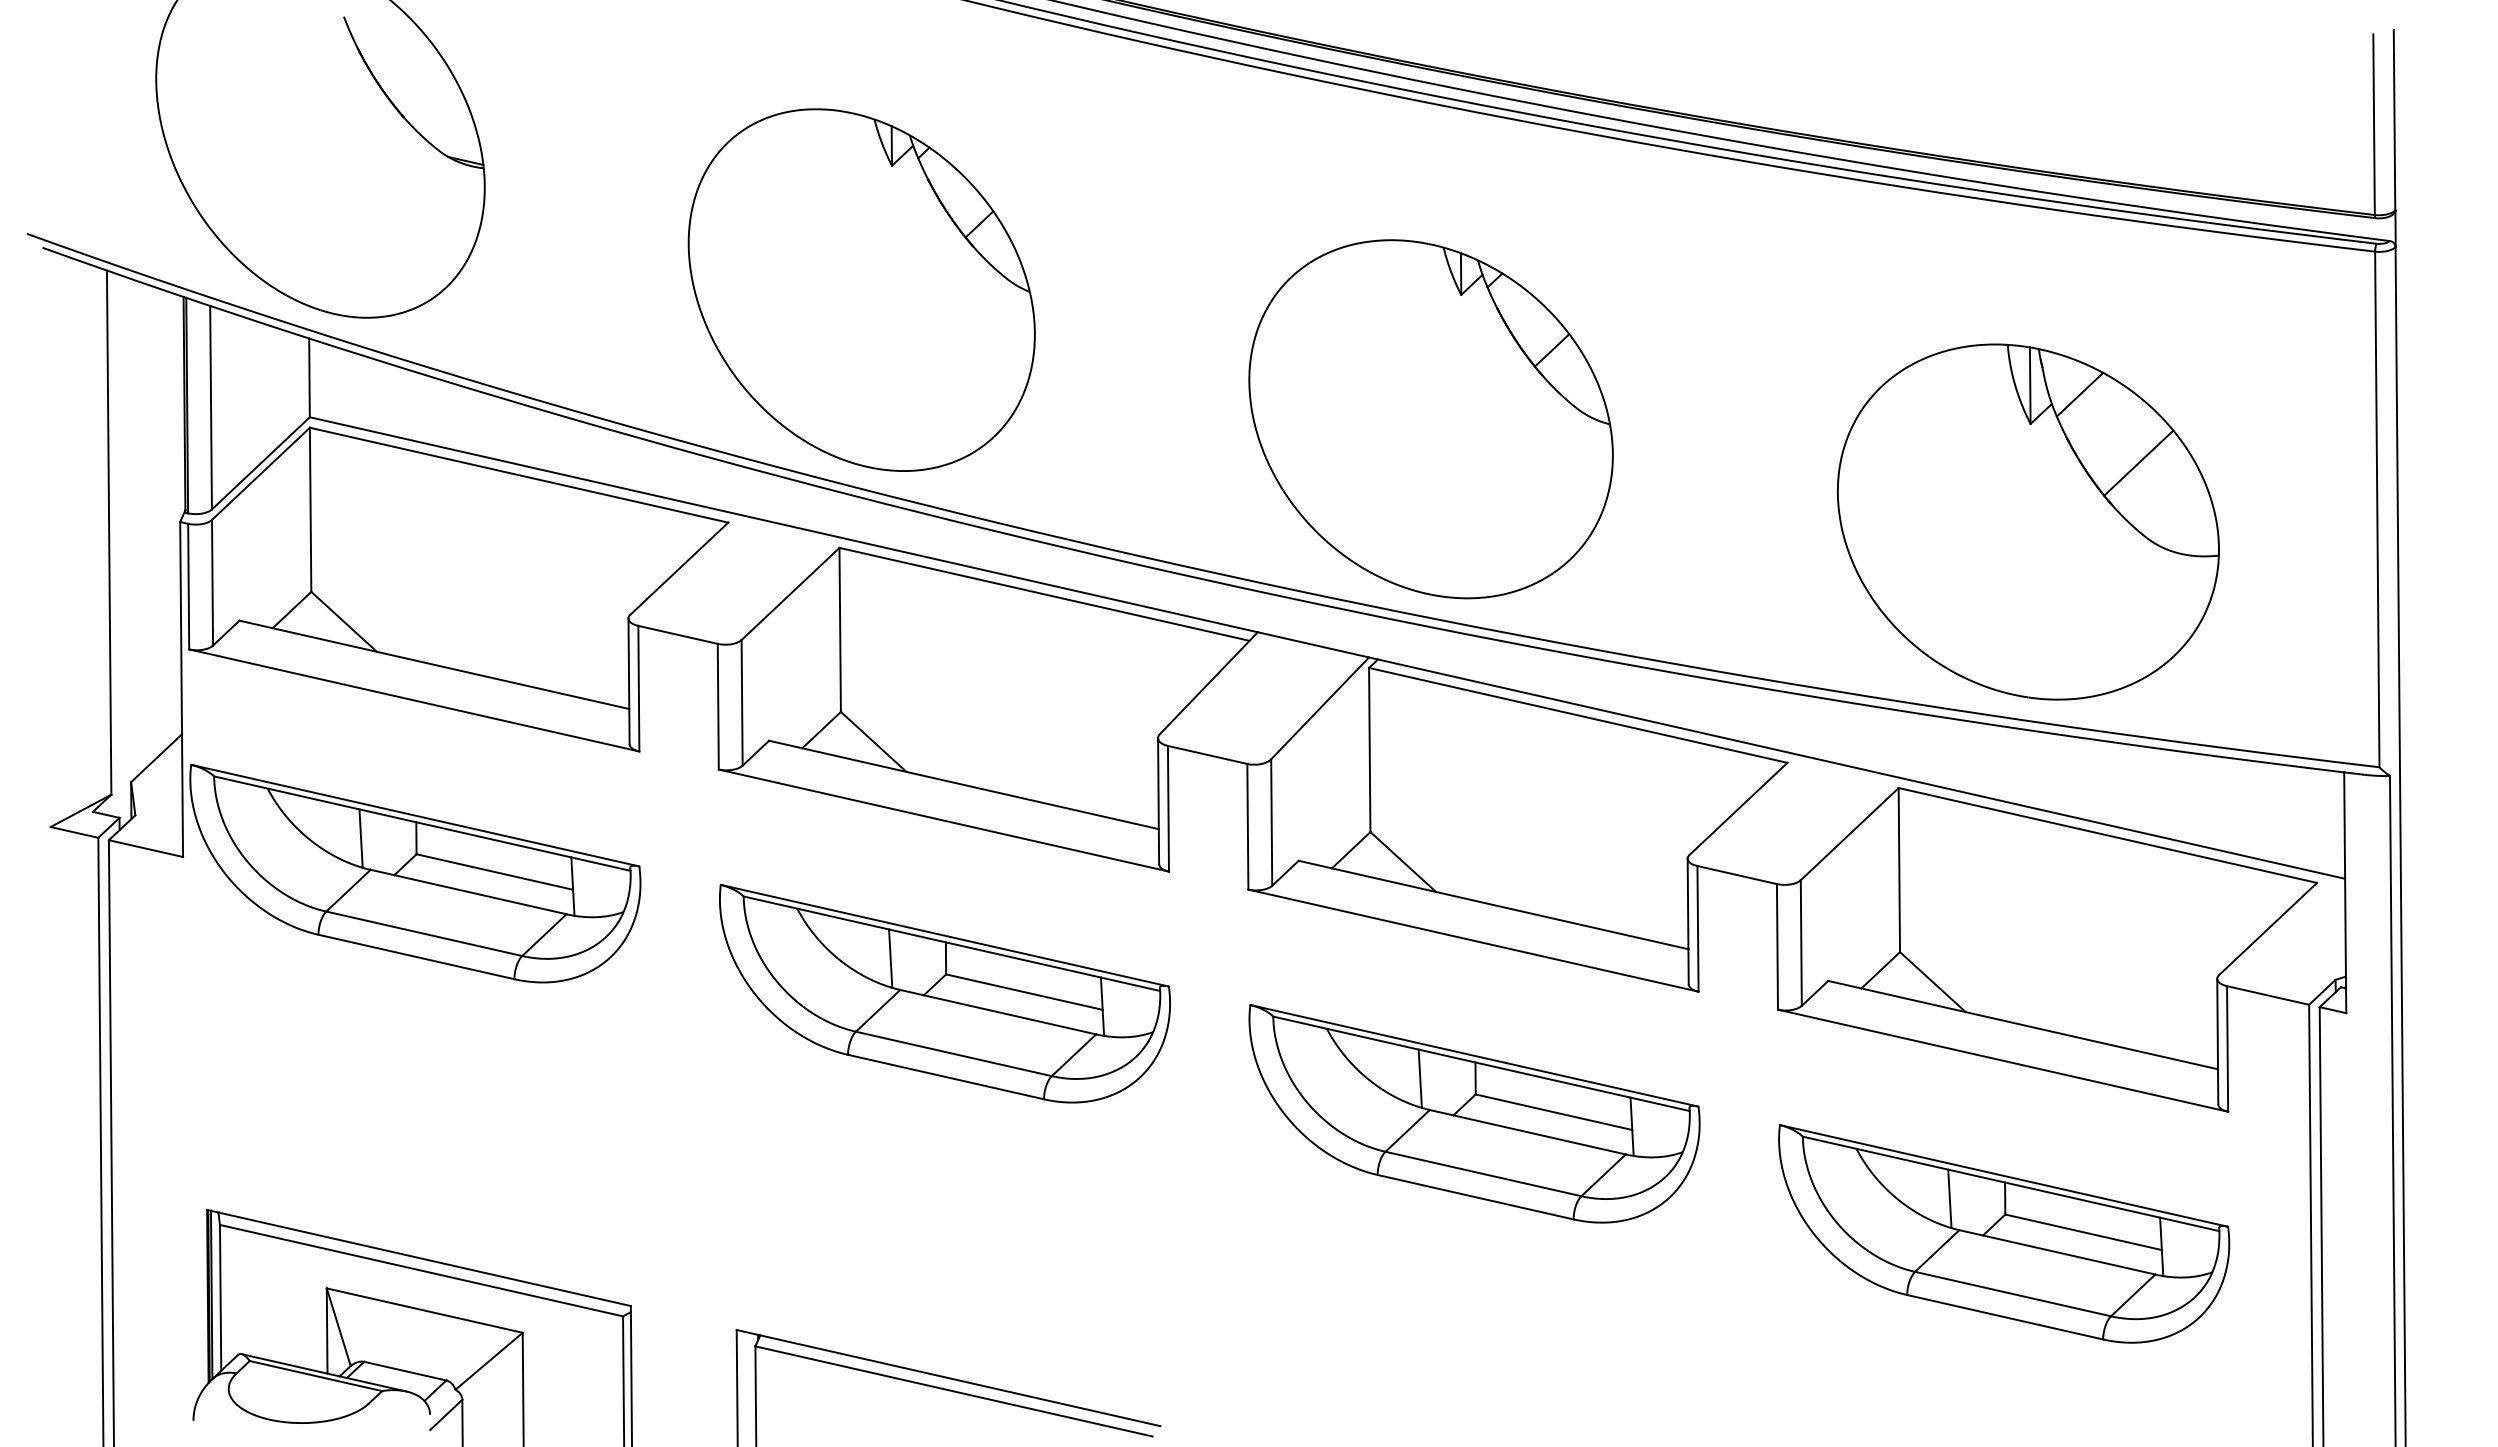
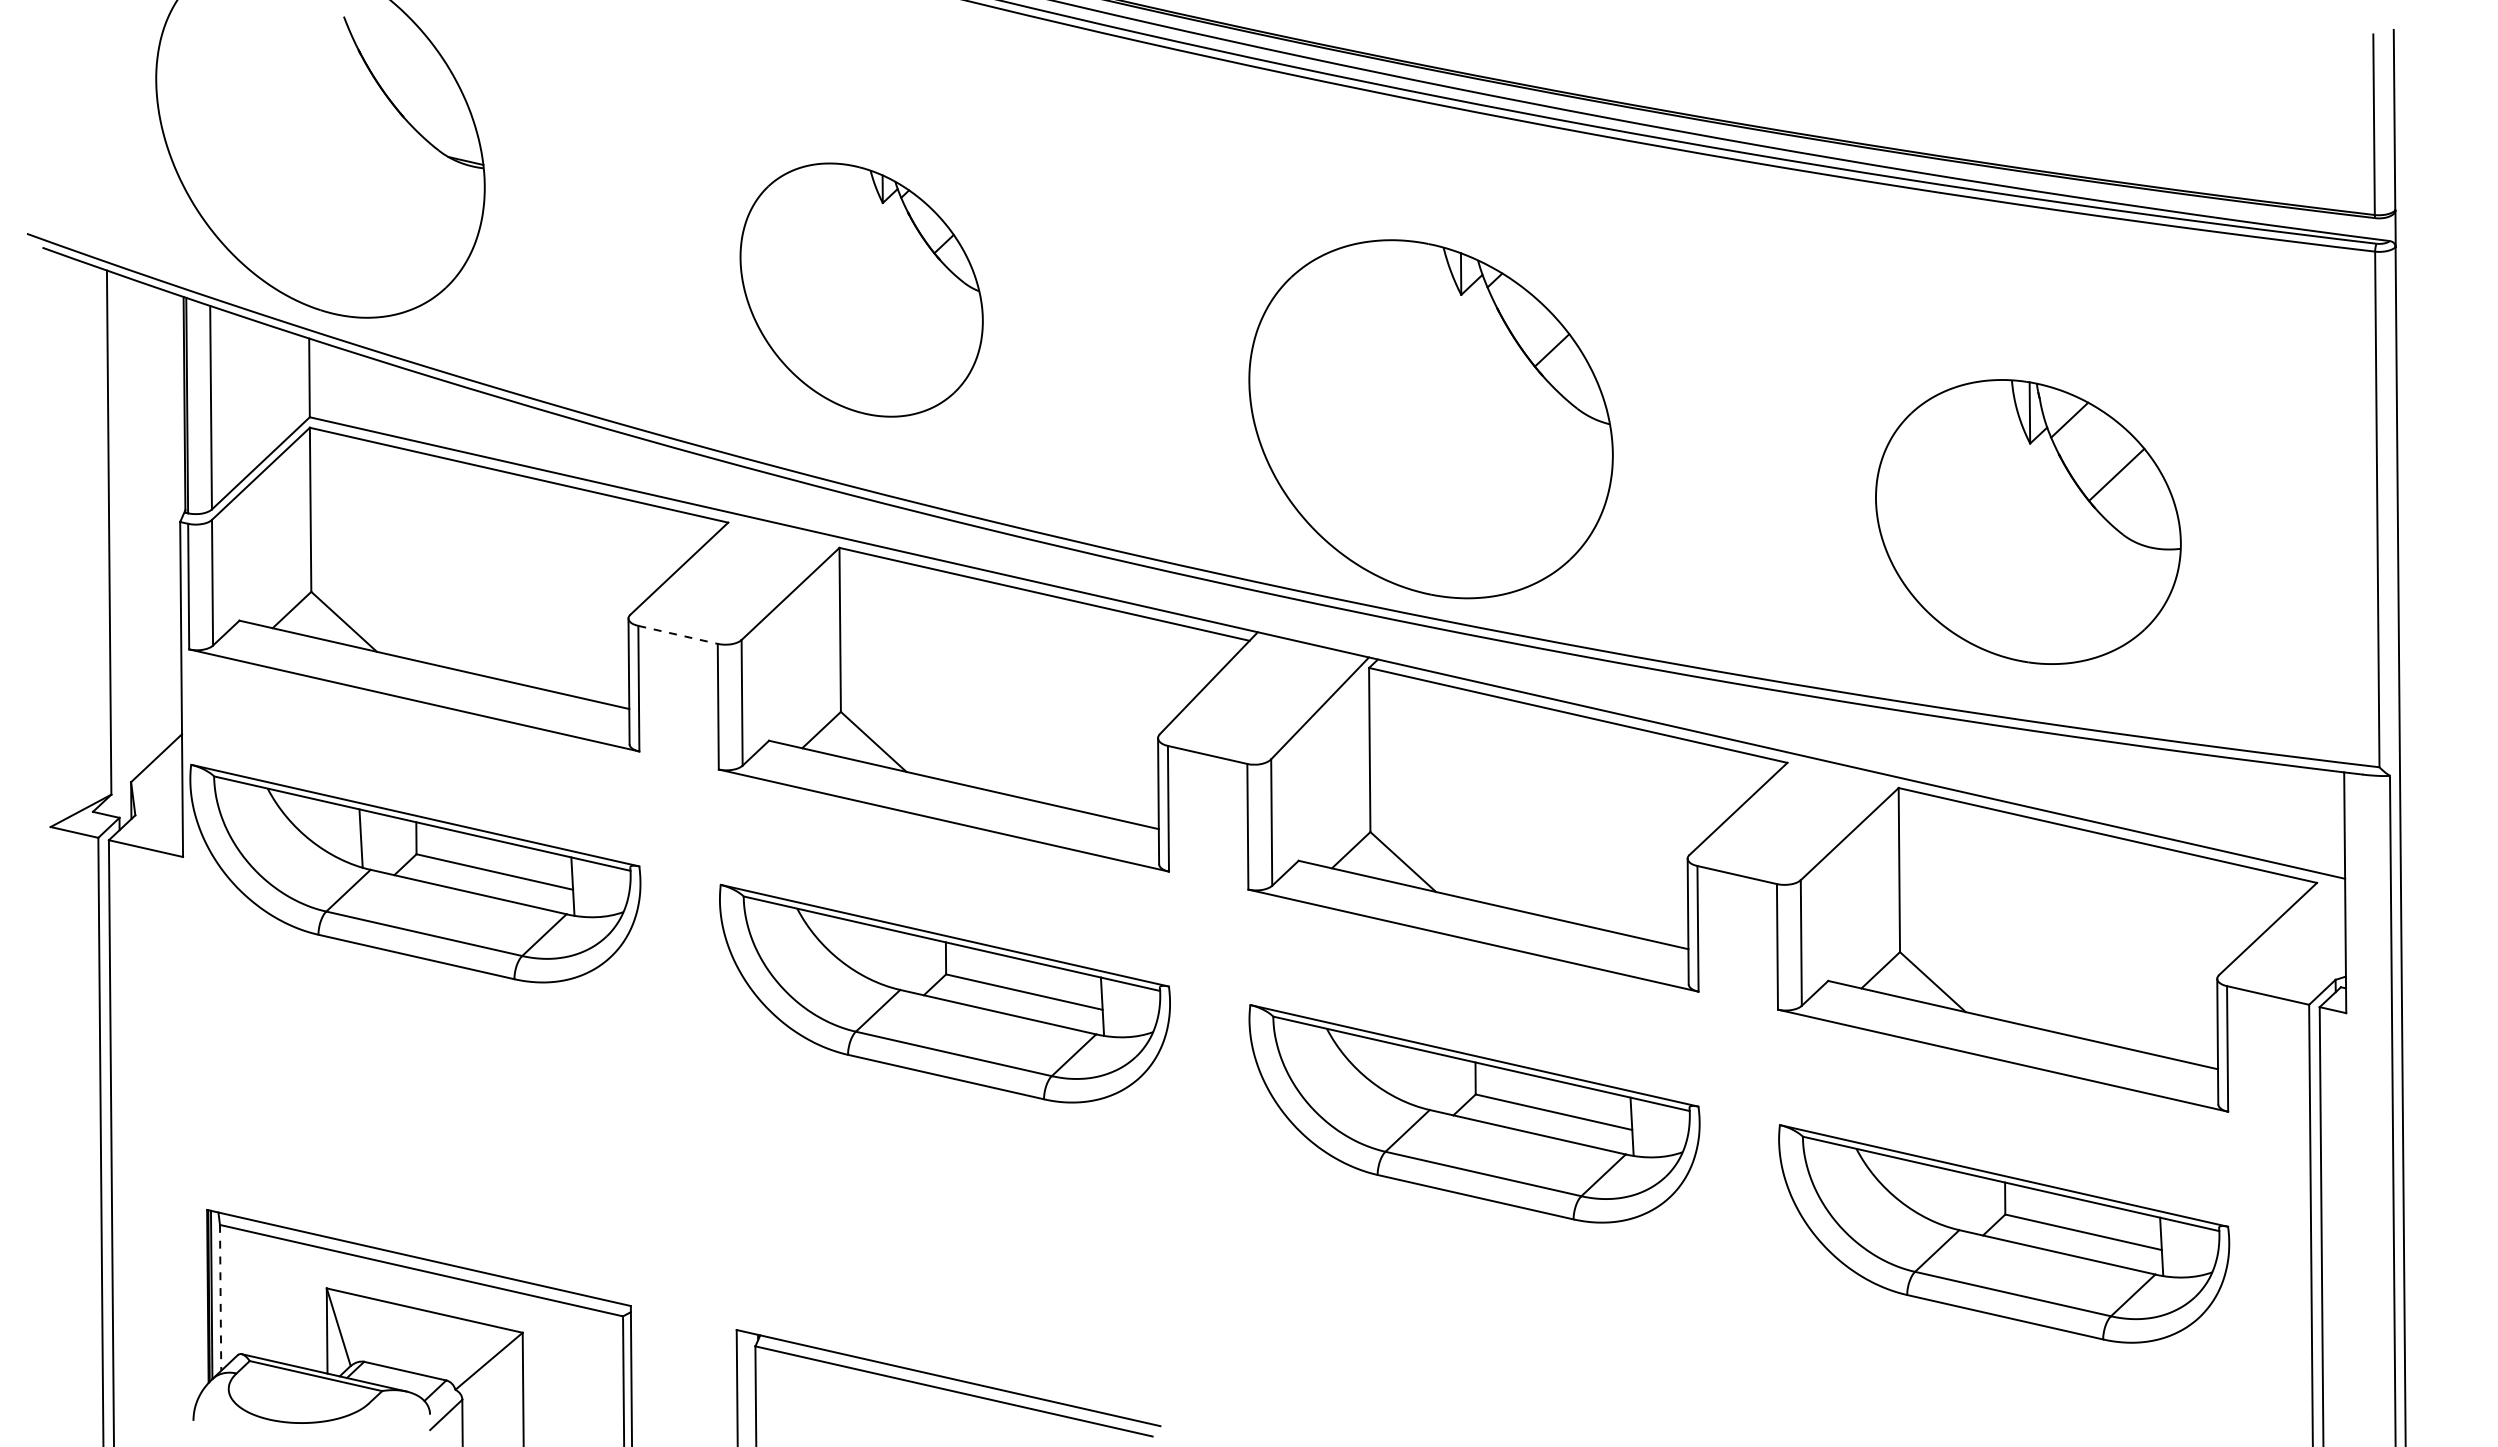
part size: 349x364 px -> 245x256 px (861, 289)
part size: 383x358 px -> 307x286 px (2028, 521)
line: solid -> dashed (678, 634)
line: present -> none (890, 958)
line: present -> none (1419, 1078)
line: present -> none (1949, 1198)
line: solid -> dashed (220, 1297)
